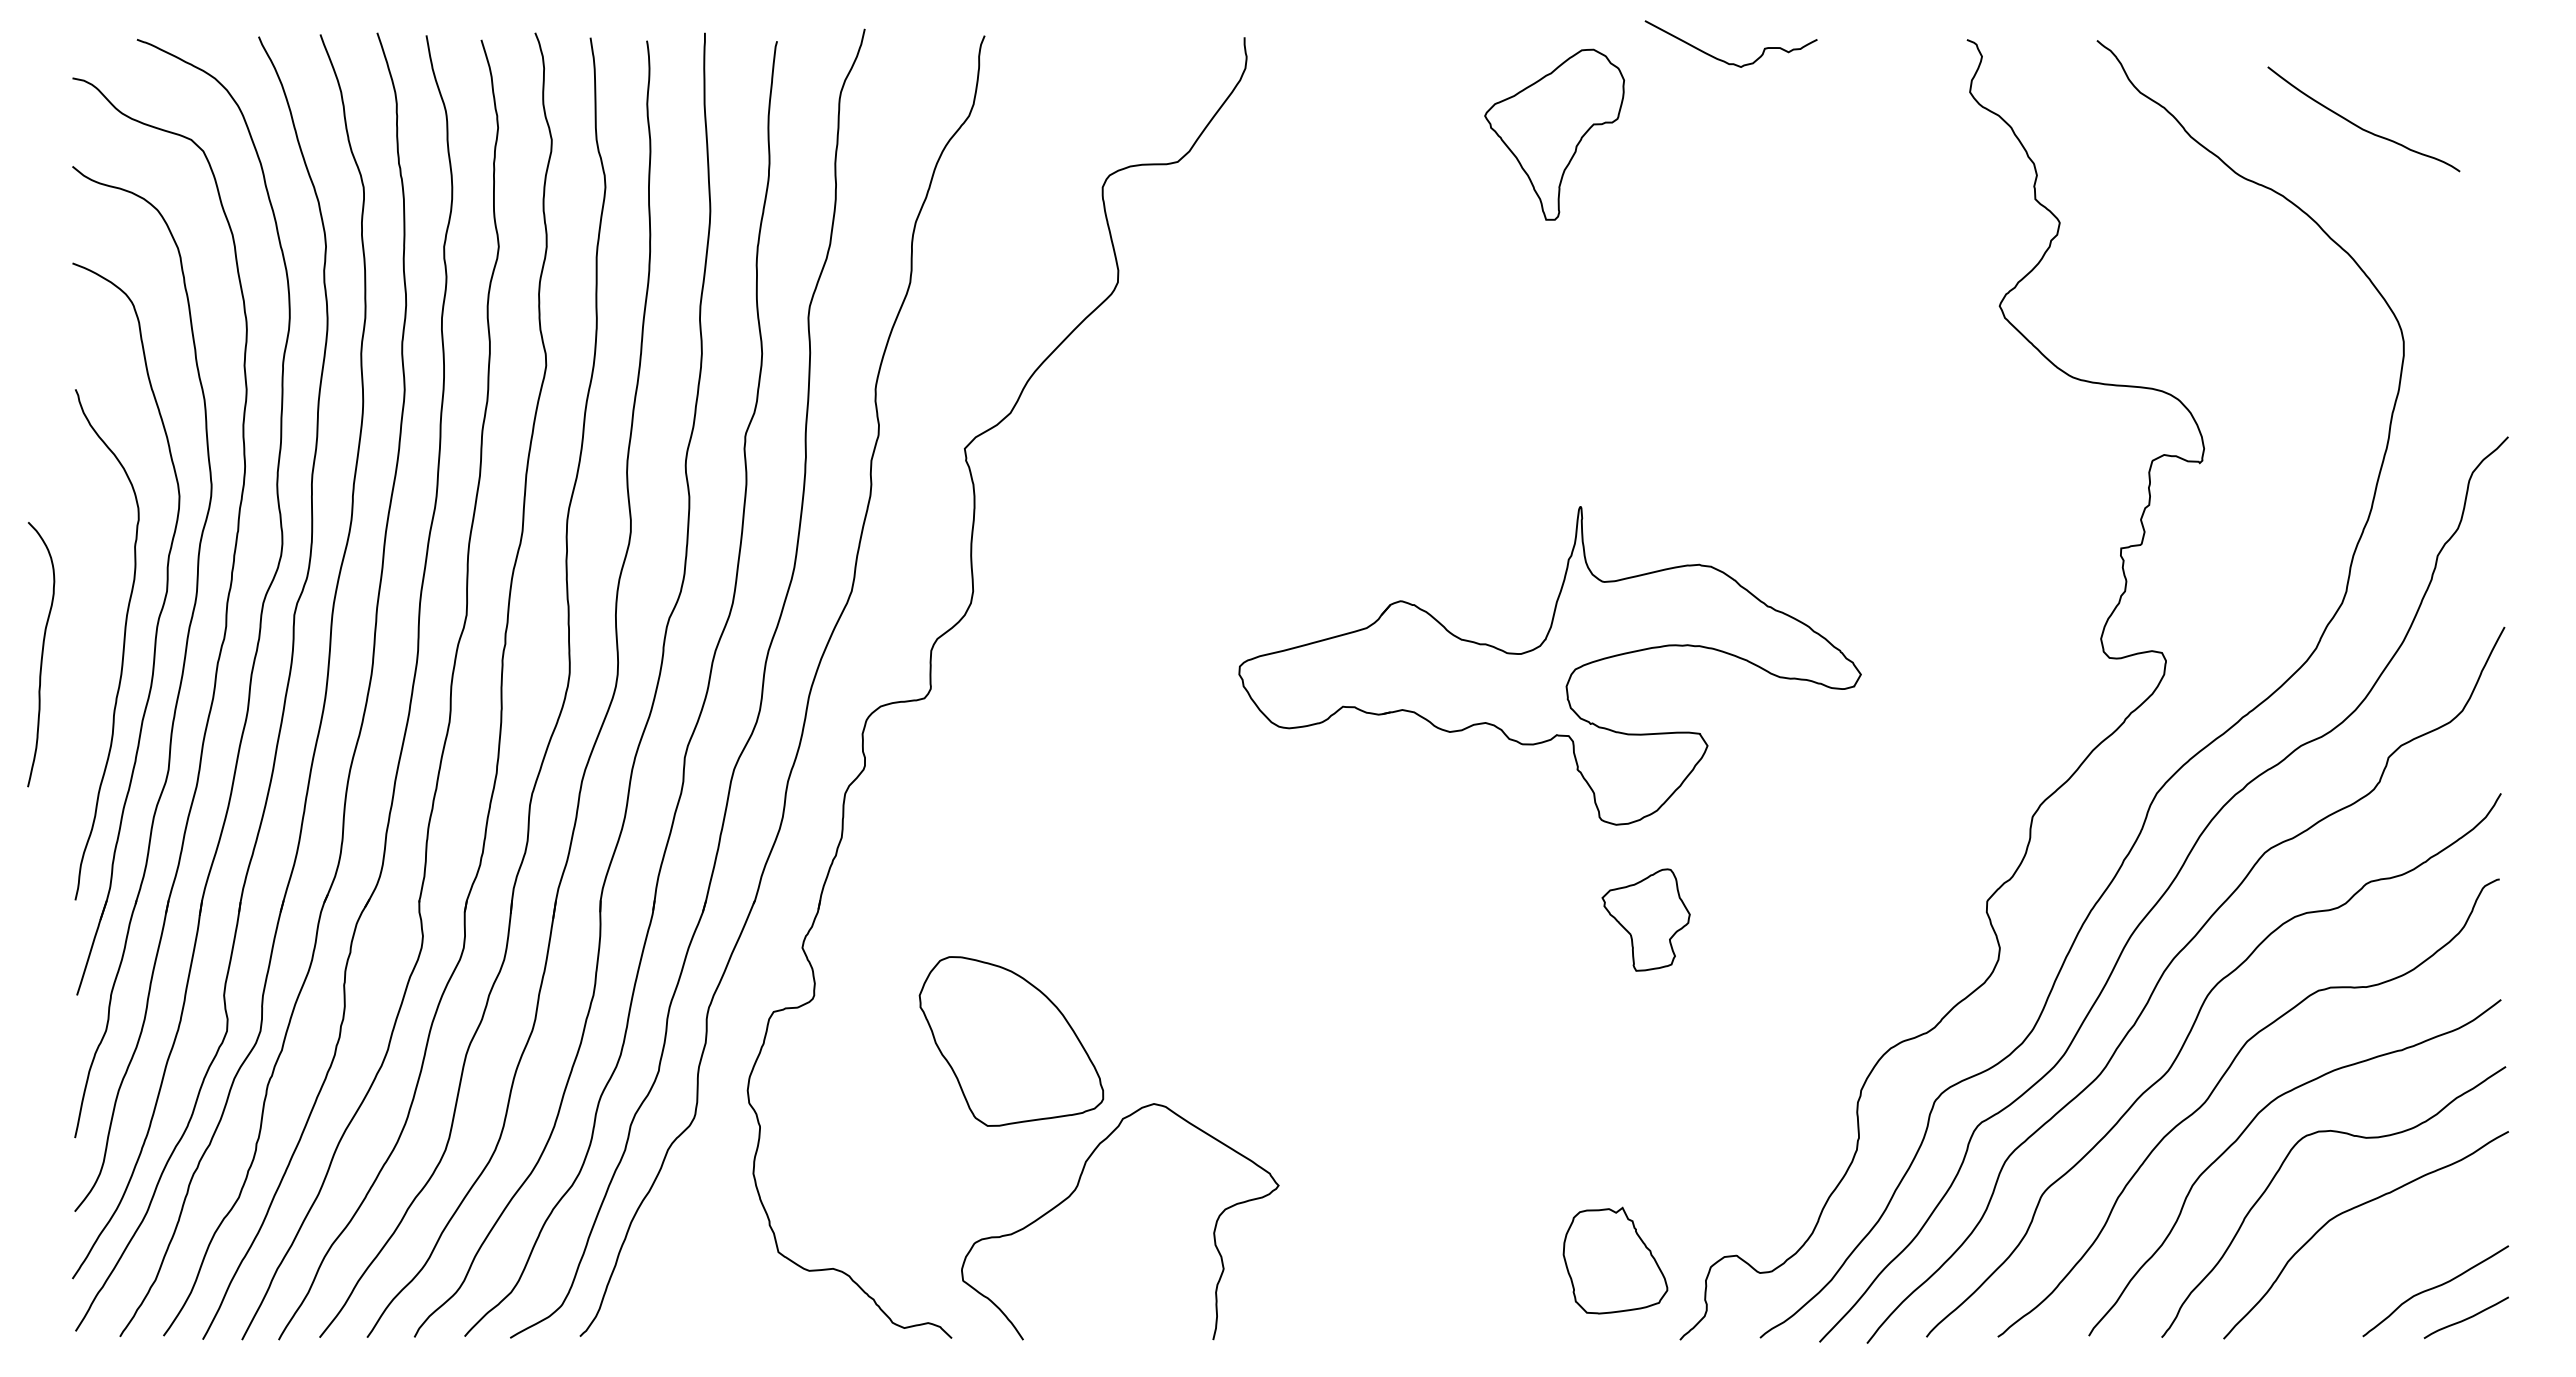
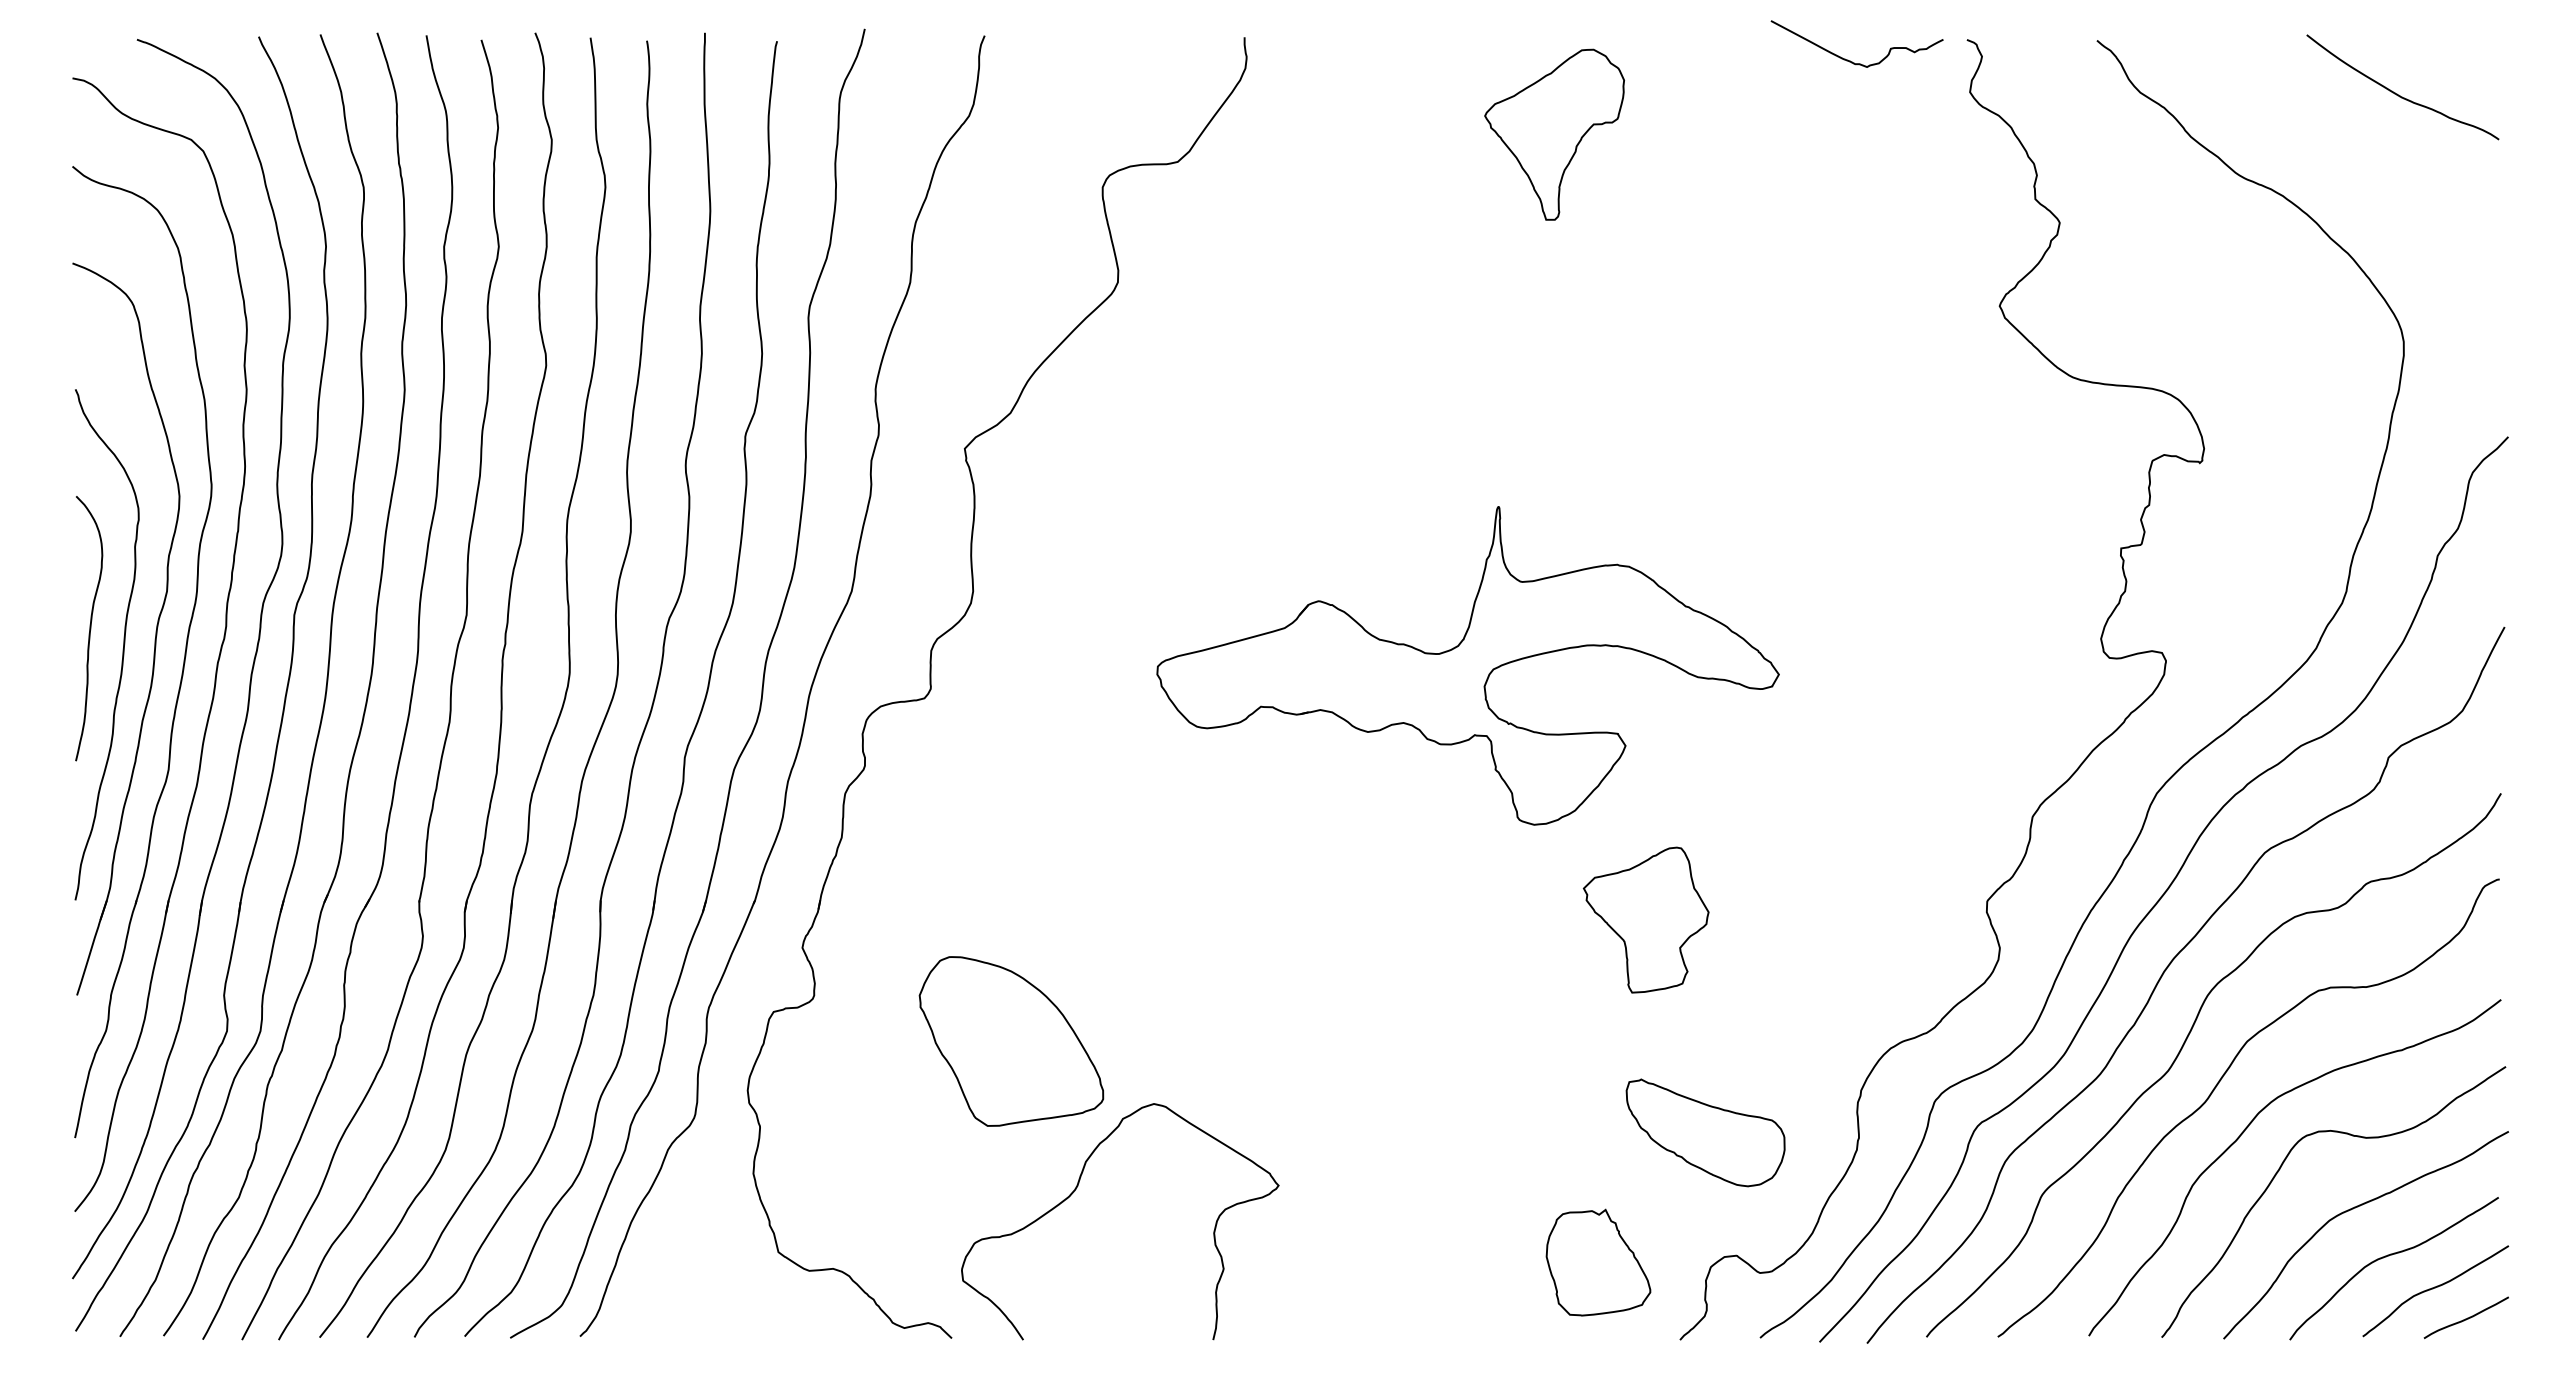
curve position: (1724, 60) -> (1850, 60) (1850, 60)
curve position: (2358, 125) -> (2397, 93) (2397, 93)
curve position: (41, 654) -> (89, 628) (89, 628)
part position: (1549, 665) -> (1467, 665) (1467, 665)
part size: 90x104 px -> 128x148 px (1645, 919)
part: none -> present (1705, 1132)
curve: none -> present (2389, 1256)
part position: (1615, 1260) -> (1598, 1262) (1598, 1262)
